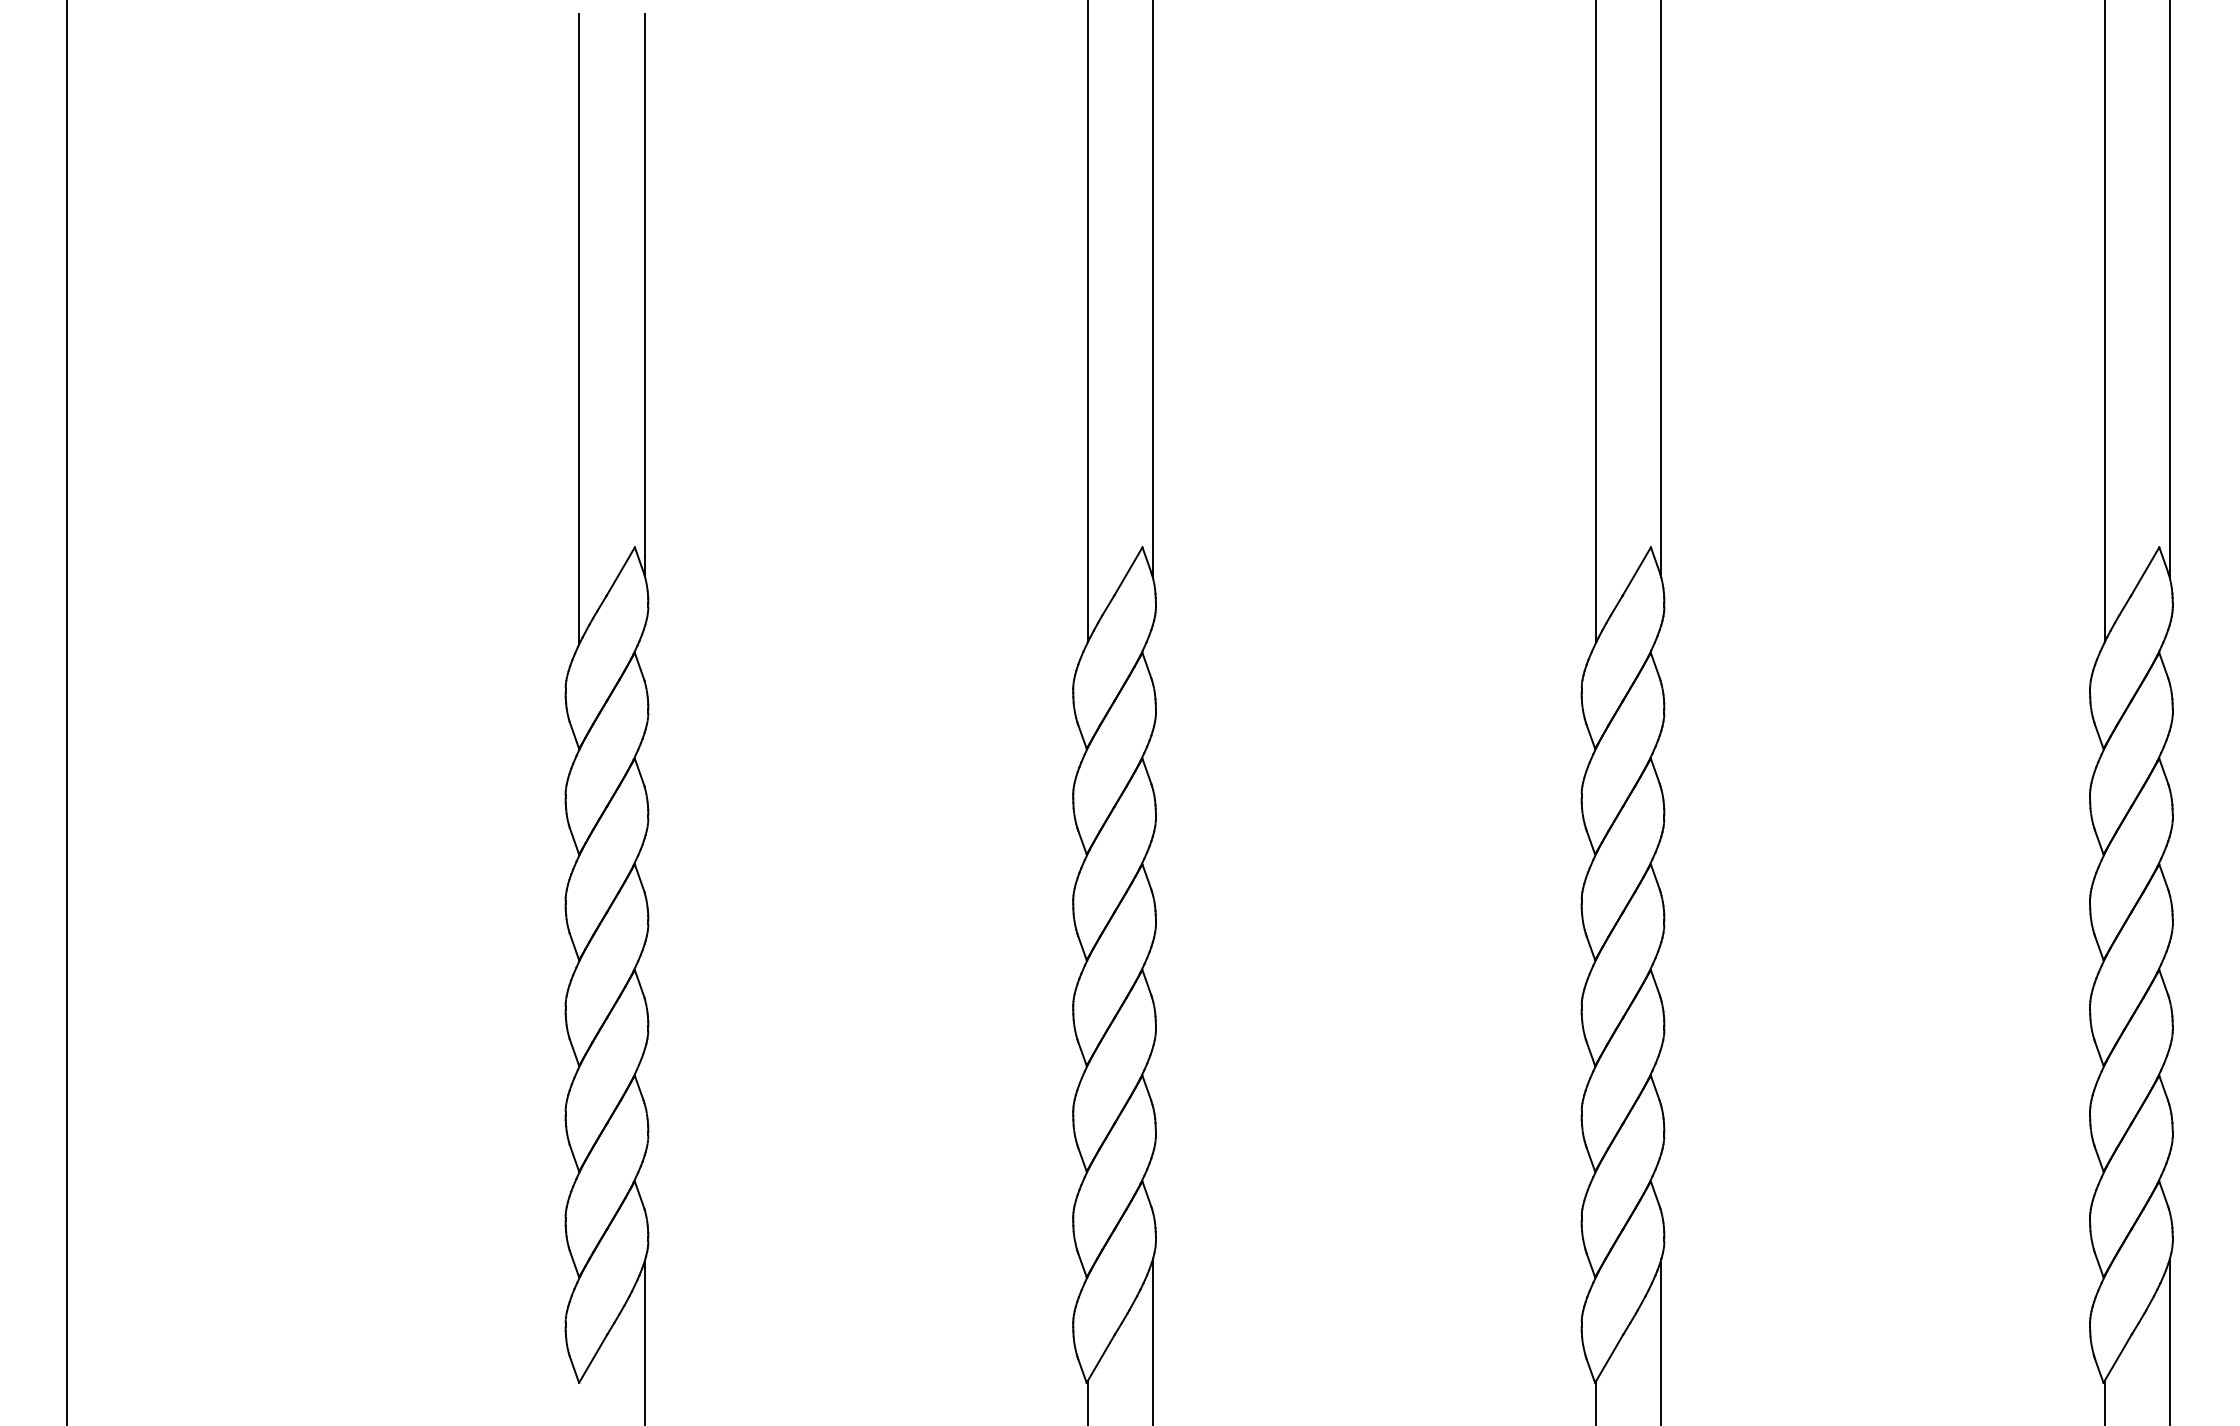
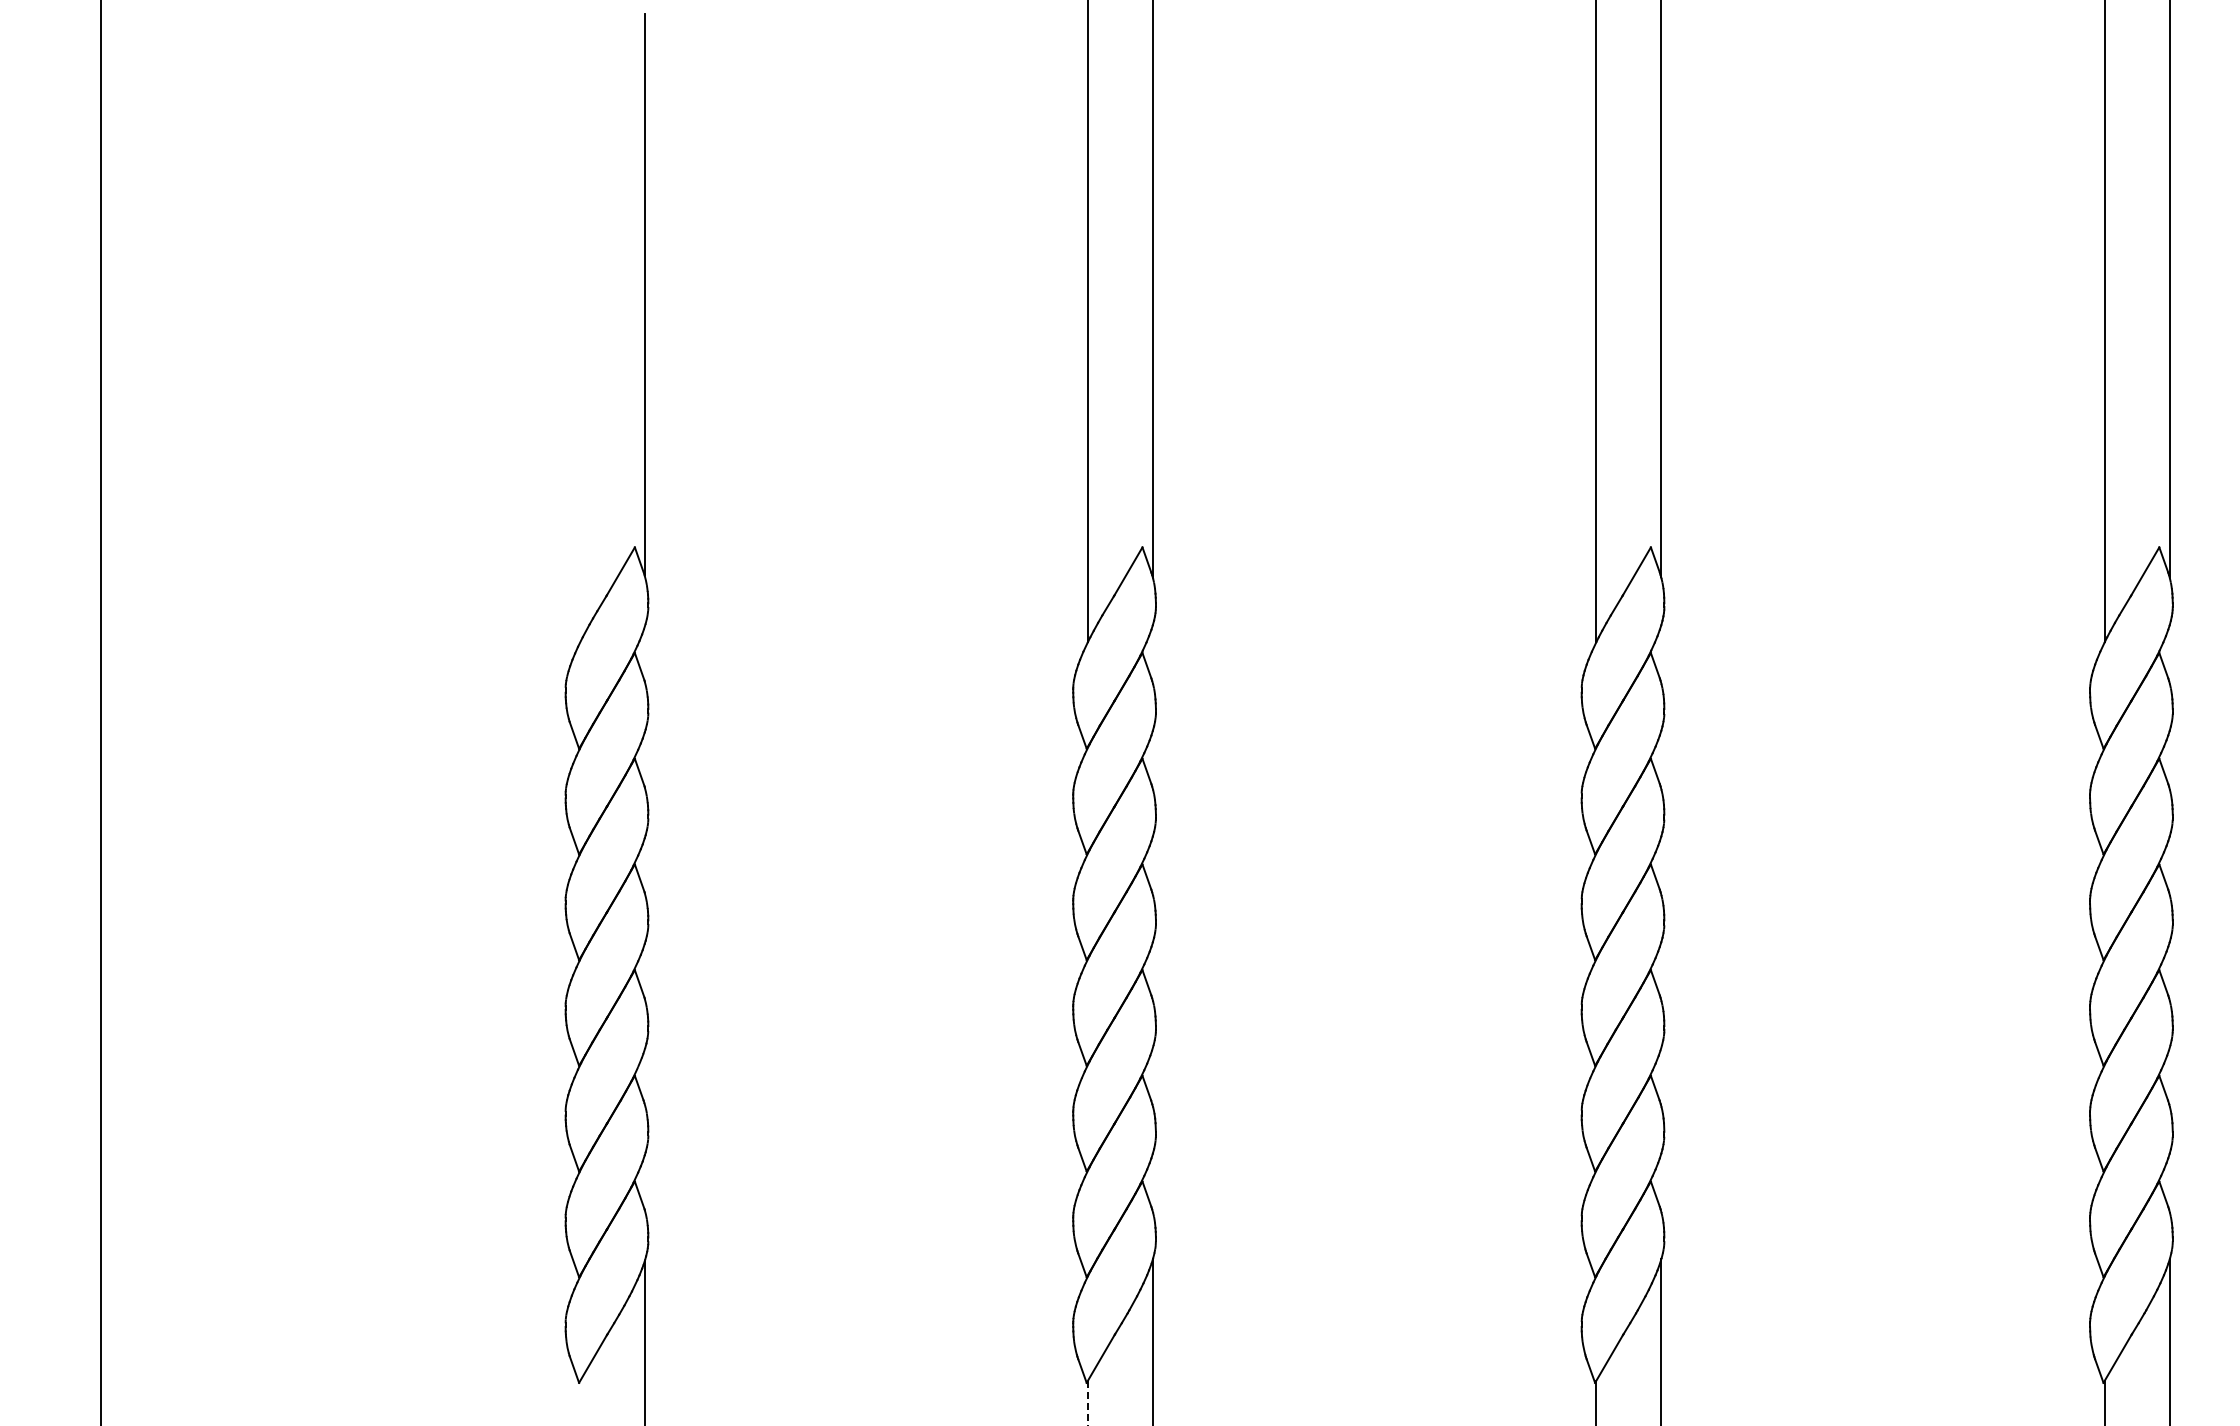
line: present -> none (579, 329)
line position: (67, 712) -> (101, 712) (101, 712)
line: solid -> dashed (1087, 1403)
